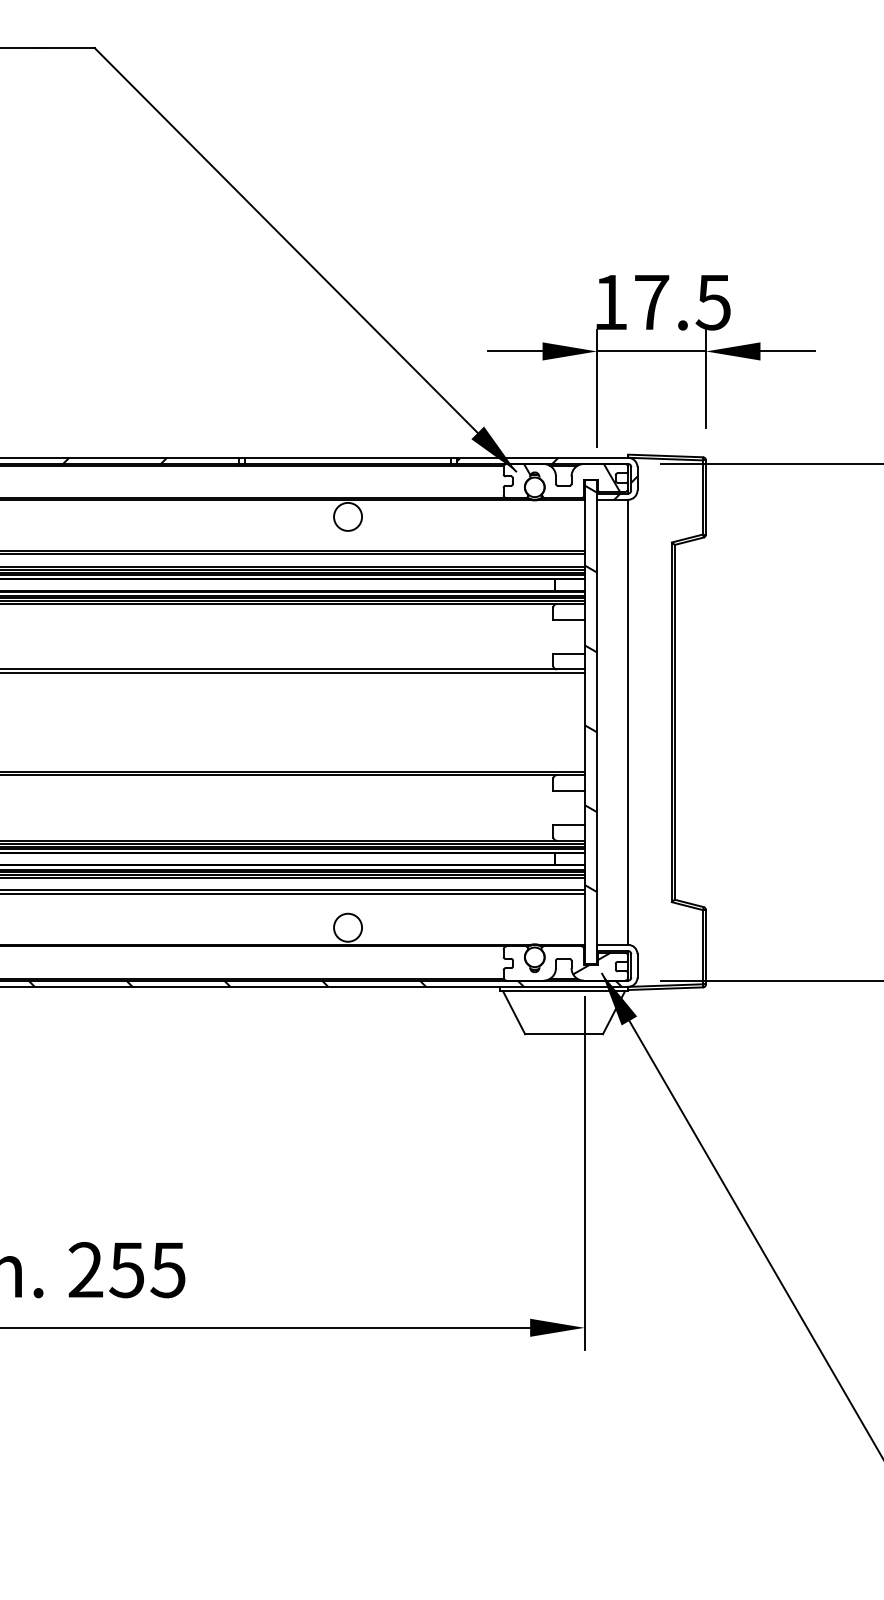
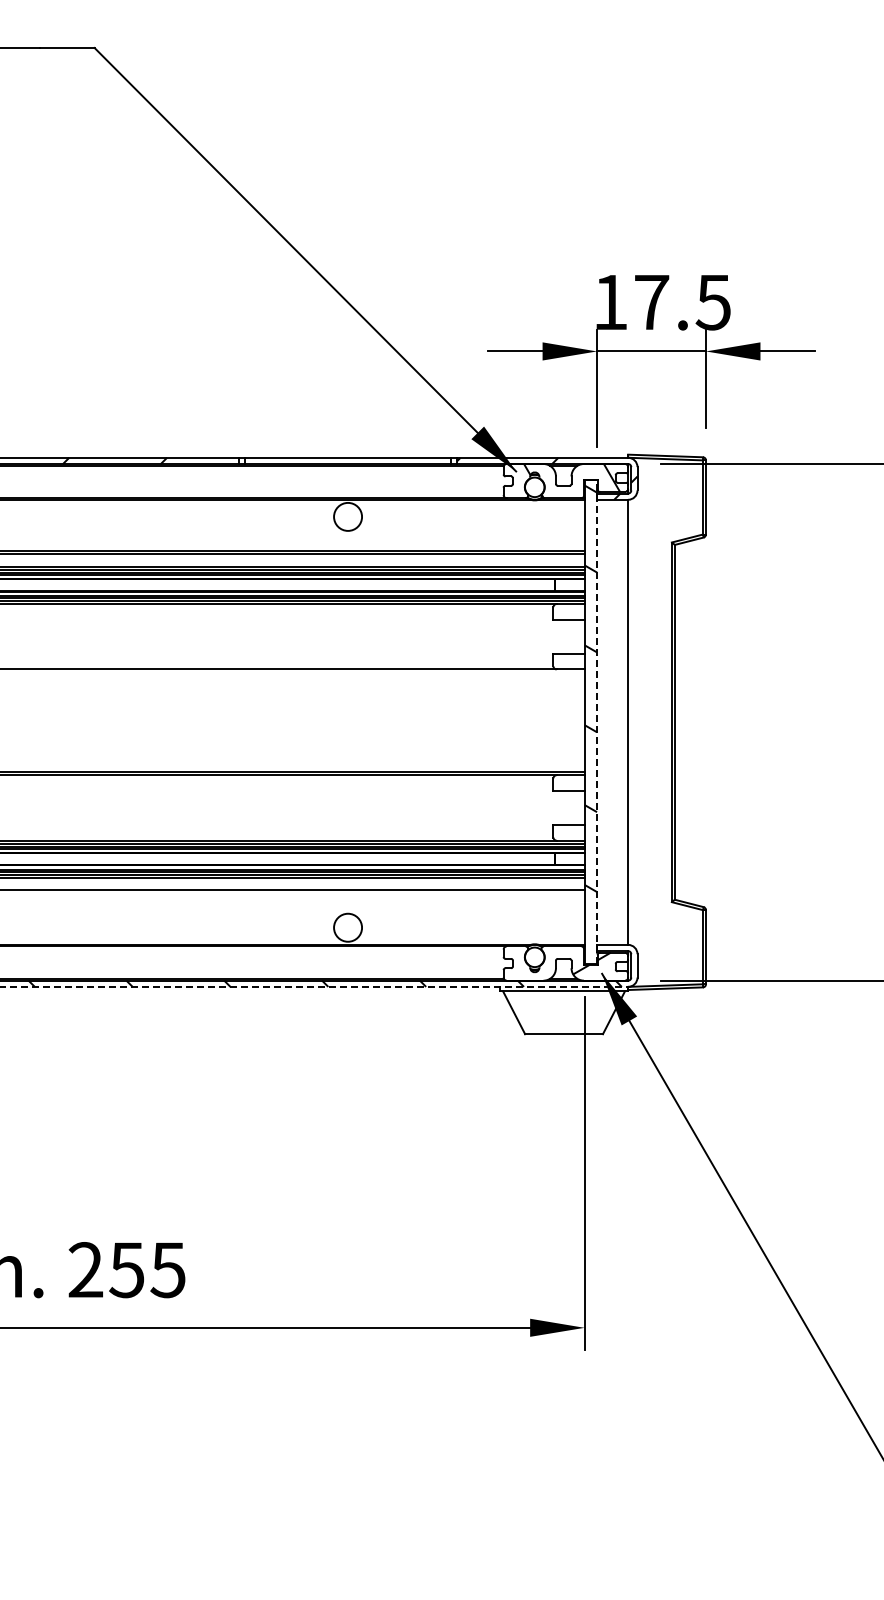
line: present -> none (293, 672)
line: solid -> dashed (597, 721)
line: present -> none (293, 893)
line: solid -> dashed (314, 986)
